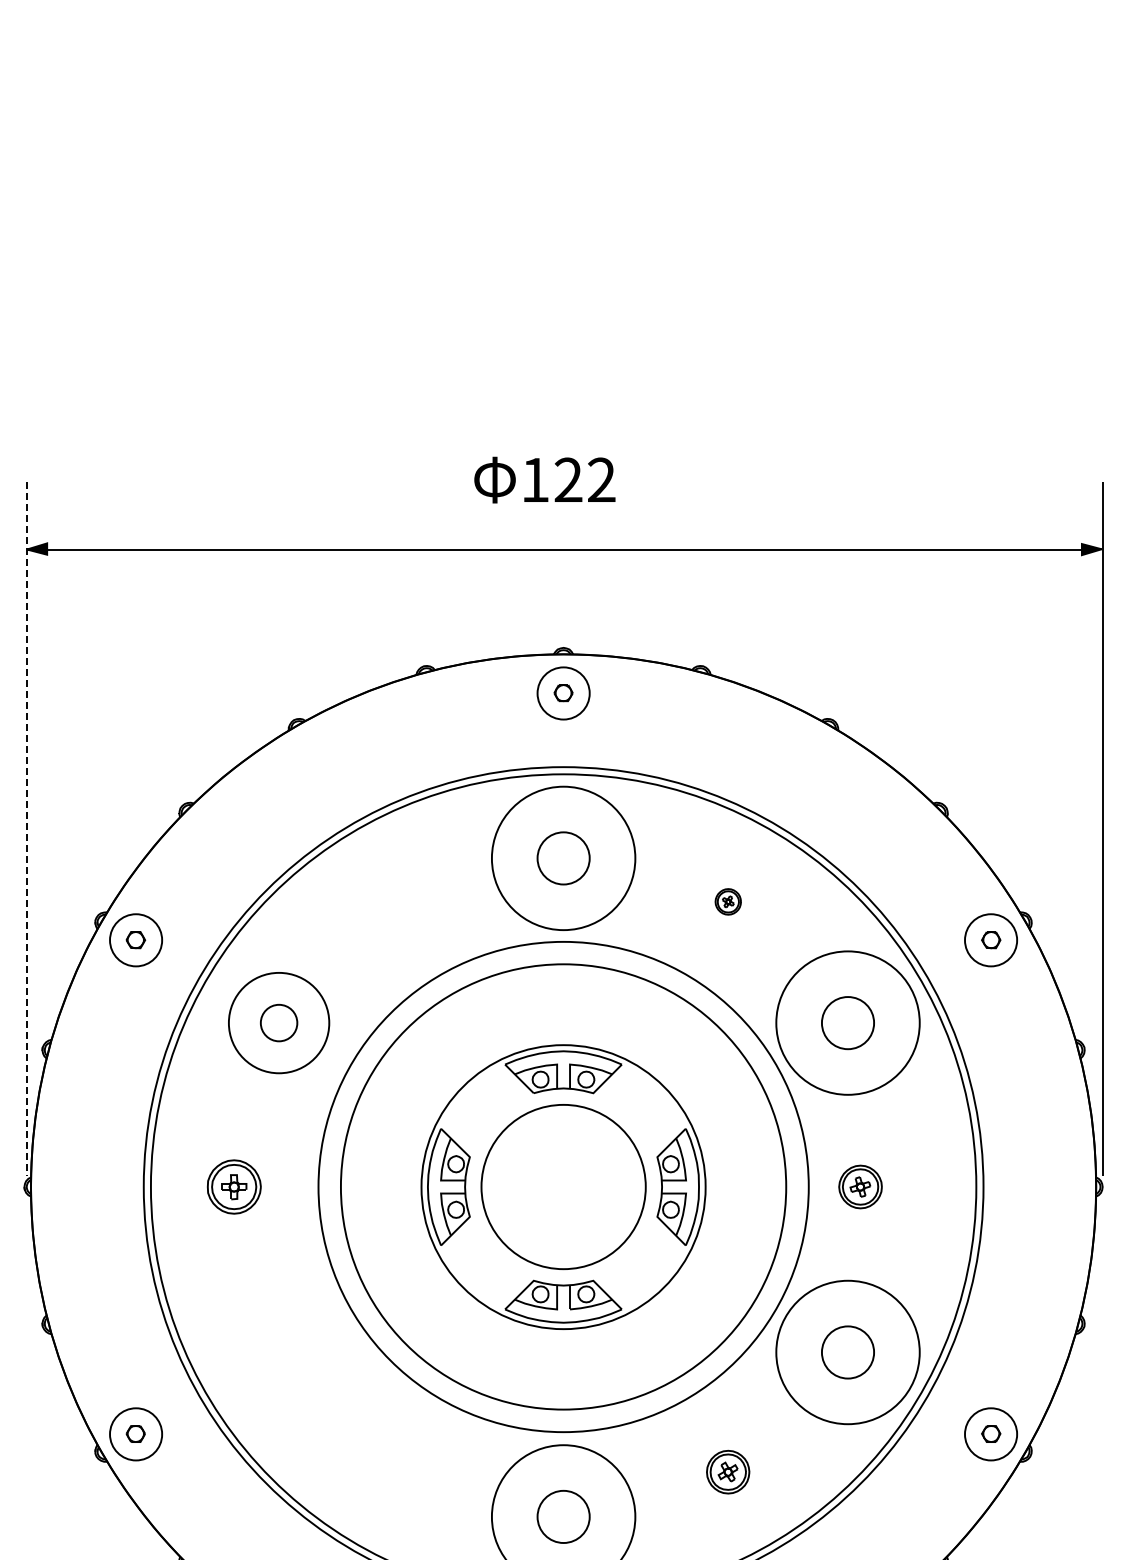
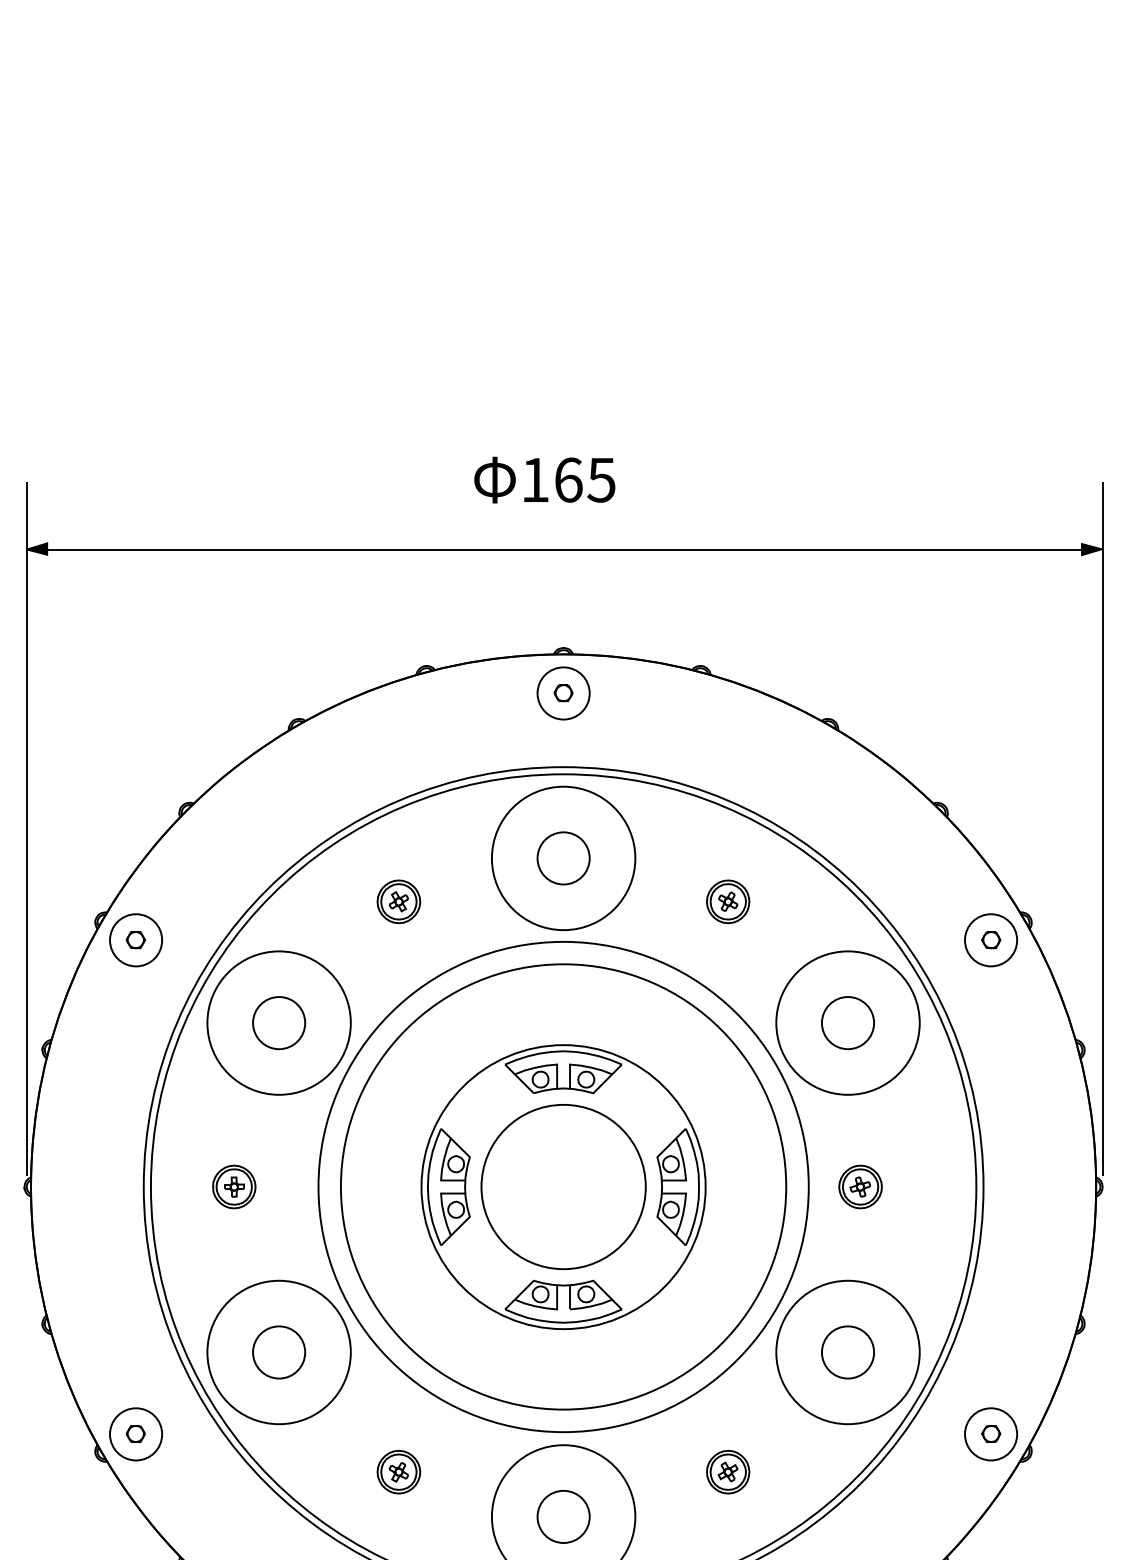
text: 122 -> 165 (584, 479)
line: dashed -> solid (27, 829)
part: none -> present (398, 901)
part size: 28x28 px -> 45x46 px (728, 901)
part size: 103x103 px -> 146x146 px (278, 1022)
part size: 55x56 px -> 45x46 px (234, 1186)
part: none -> present (278, 1352)
part: none -> present (398, 1472)
